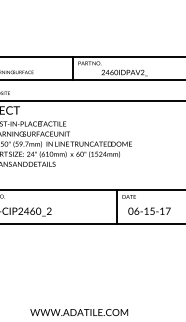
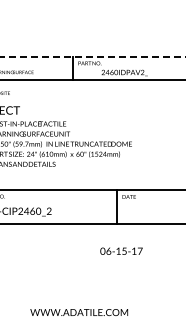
line: solid -> dashed (93, 57)
line: present -> none (92, 100)
text position: (149, 210) -> (121, 250) (121, 250)
